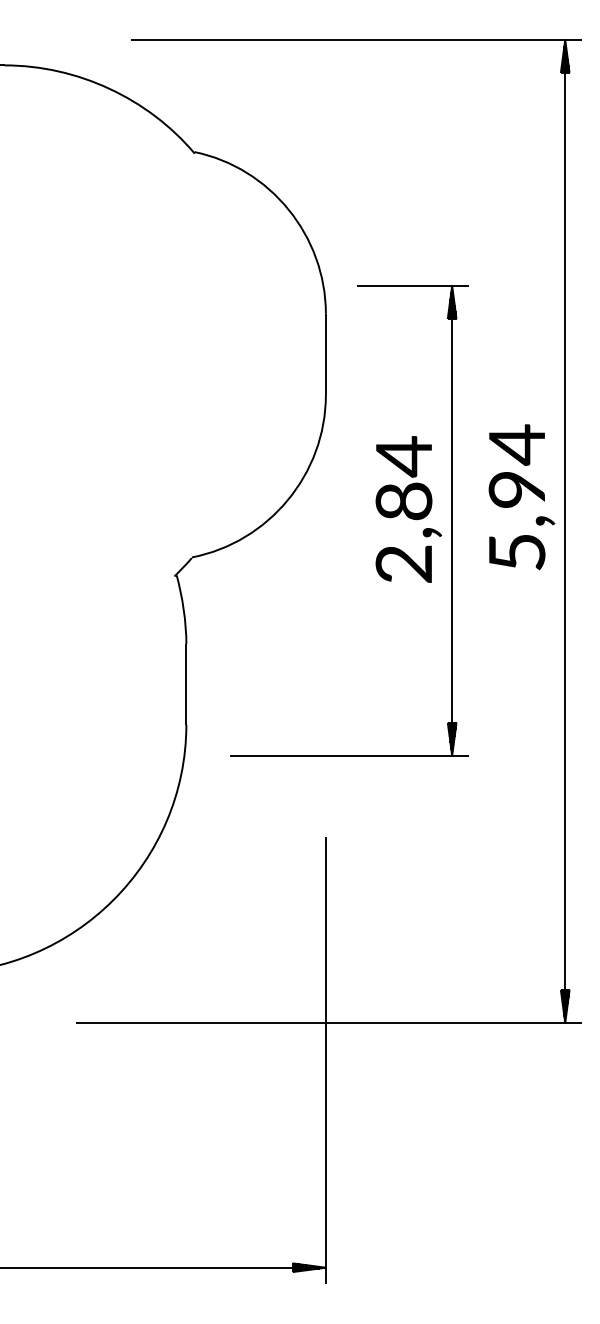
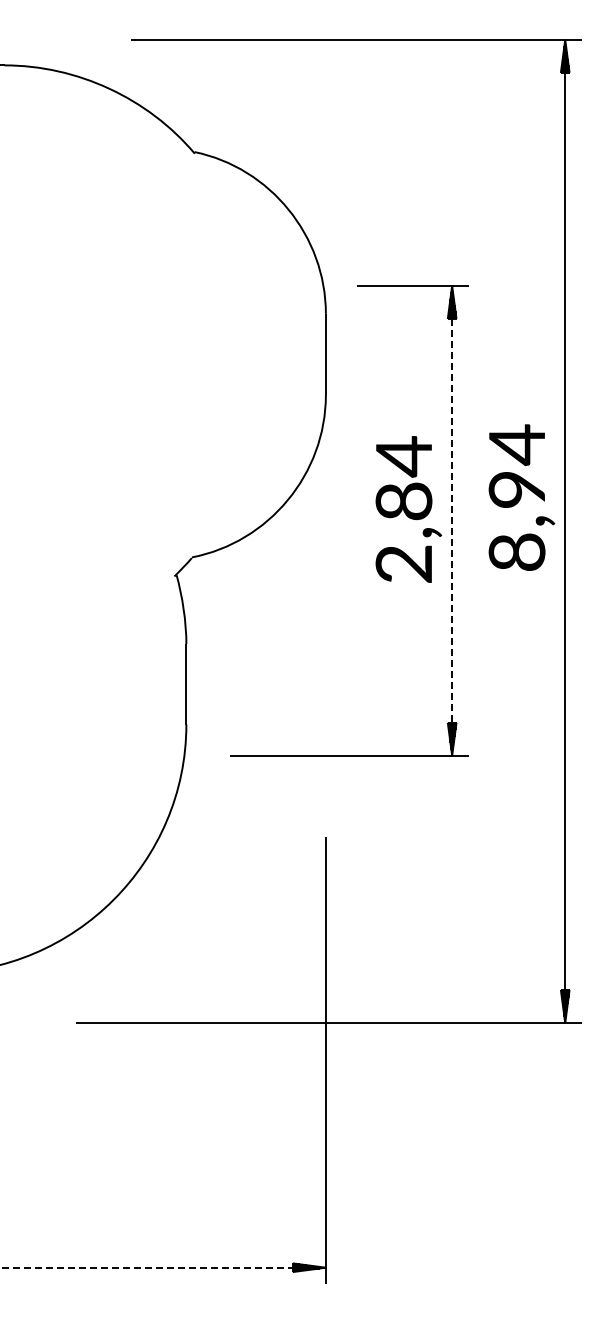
line: solid -> dashed (452, 521)
text: 5,94 -> 8,94 (516, 551)
line: solid -> dashed (162, 1267)
